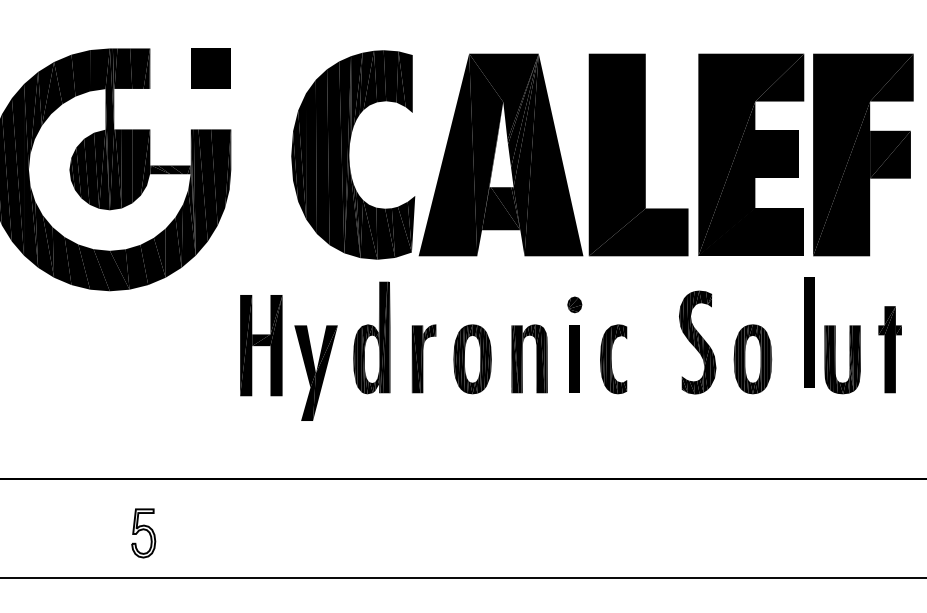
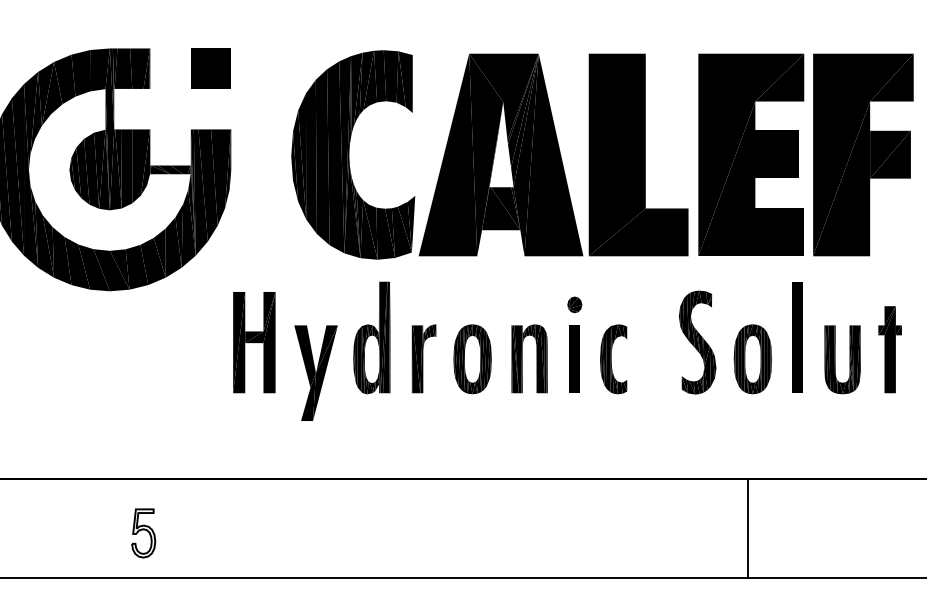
part position: (809, 332) -> (797, 337) (797, 337)
part position: (261, 345) -> (254, 342) (254, 342)
line: none -> present (747, 527)
